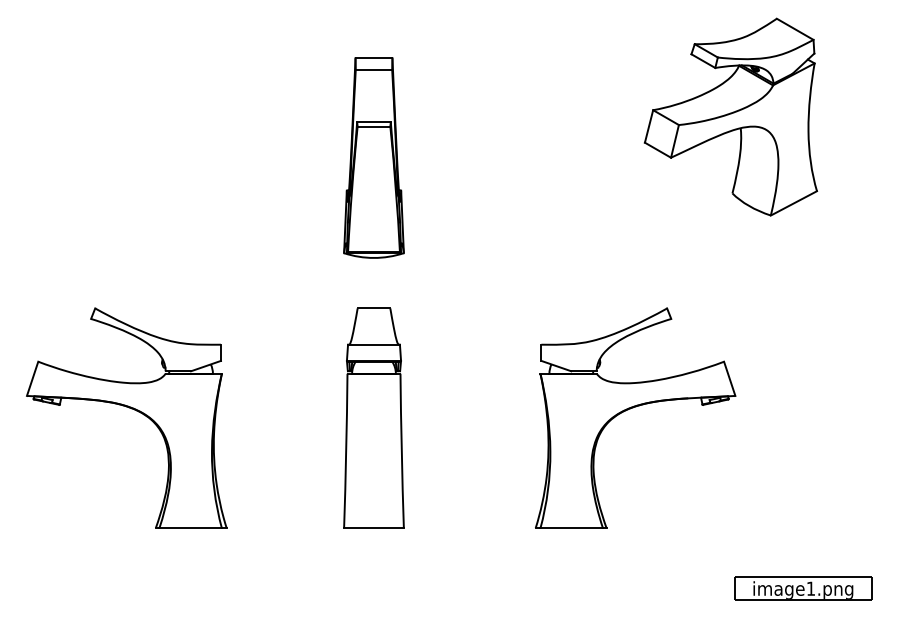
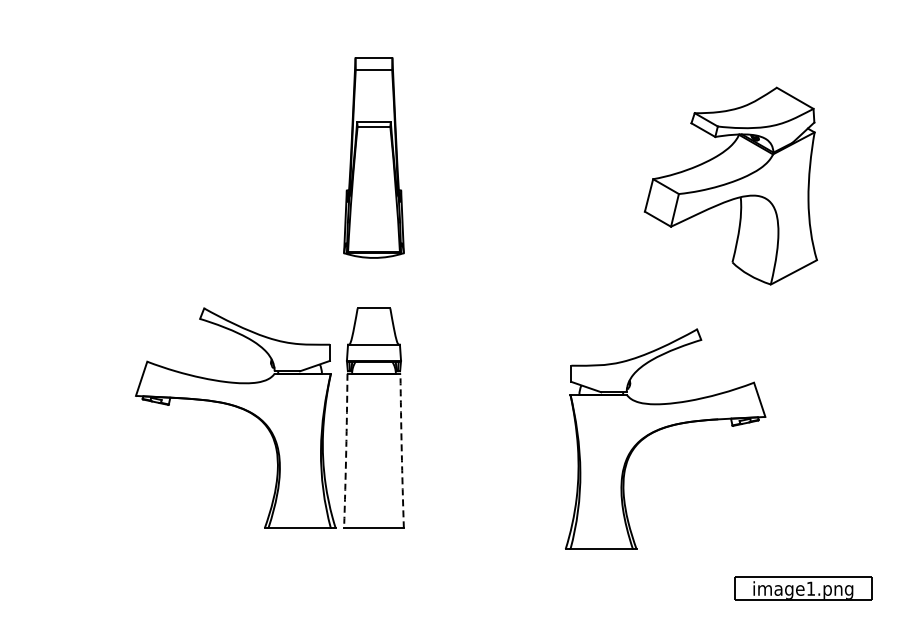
part position: (730, 116) -> (730, 185) (730, 185)
part position: (633, 408) -> (663, 429) (663, 429)
part position: (131, 409) -> (240, 409) (240, 409)
arc: solid -> dashed (346, 451)
arc: solid -> dashed (401, 451)
